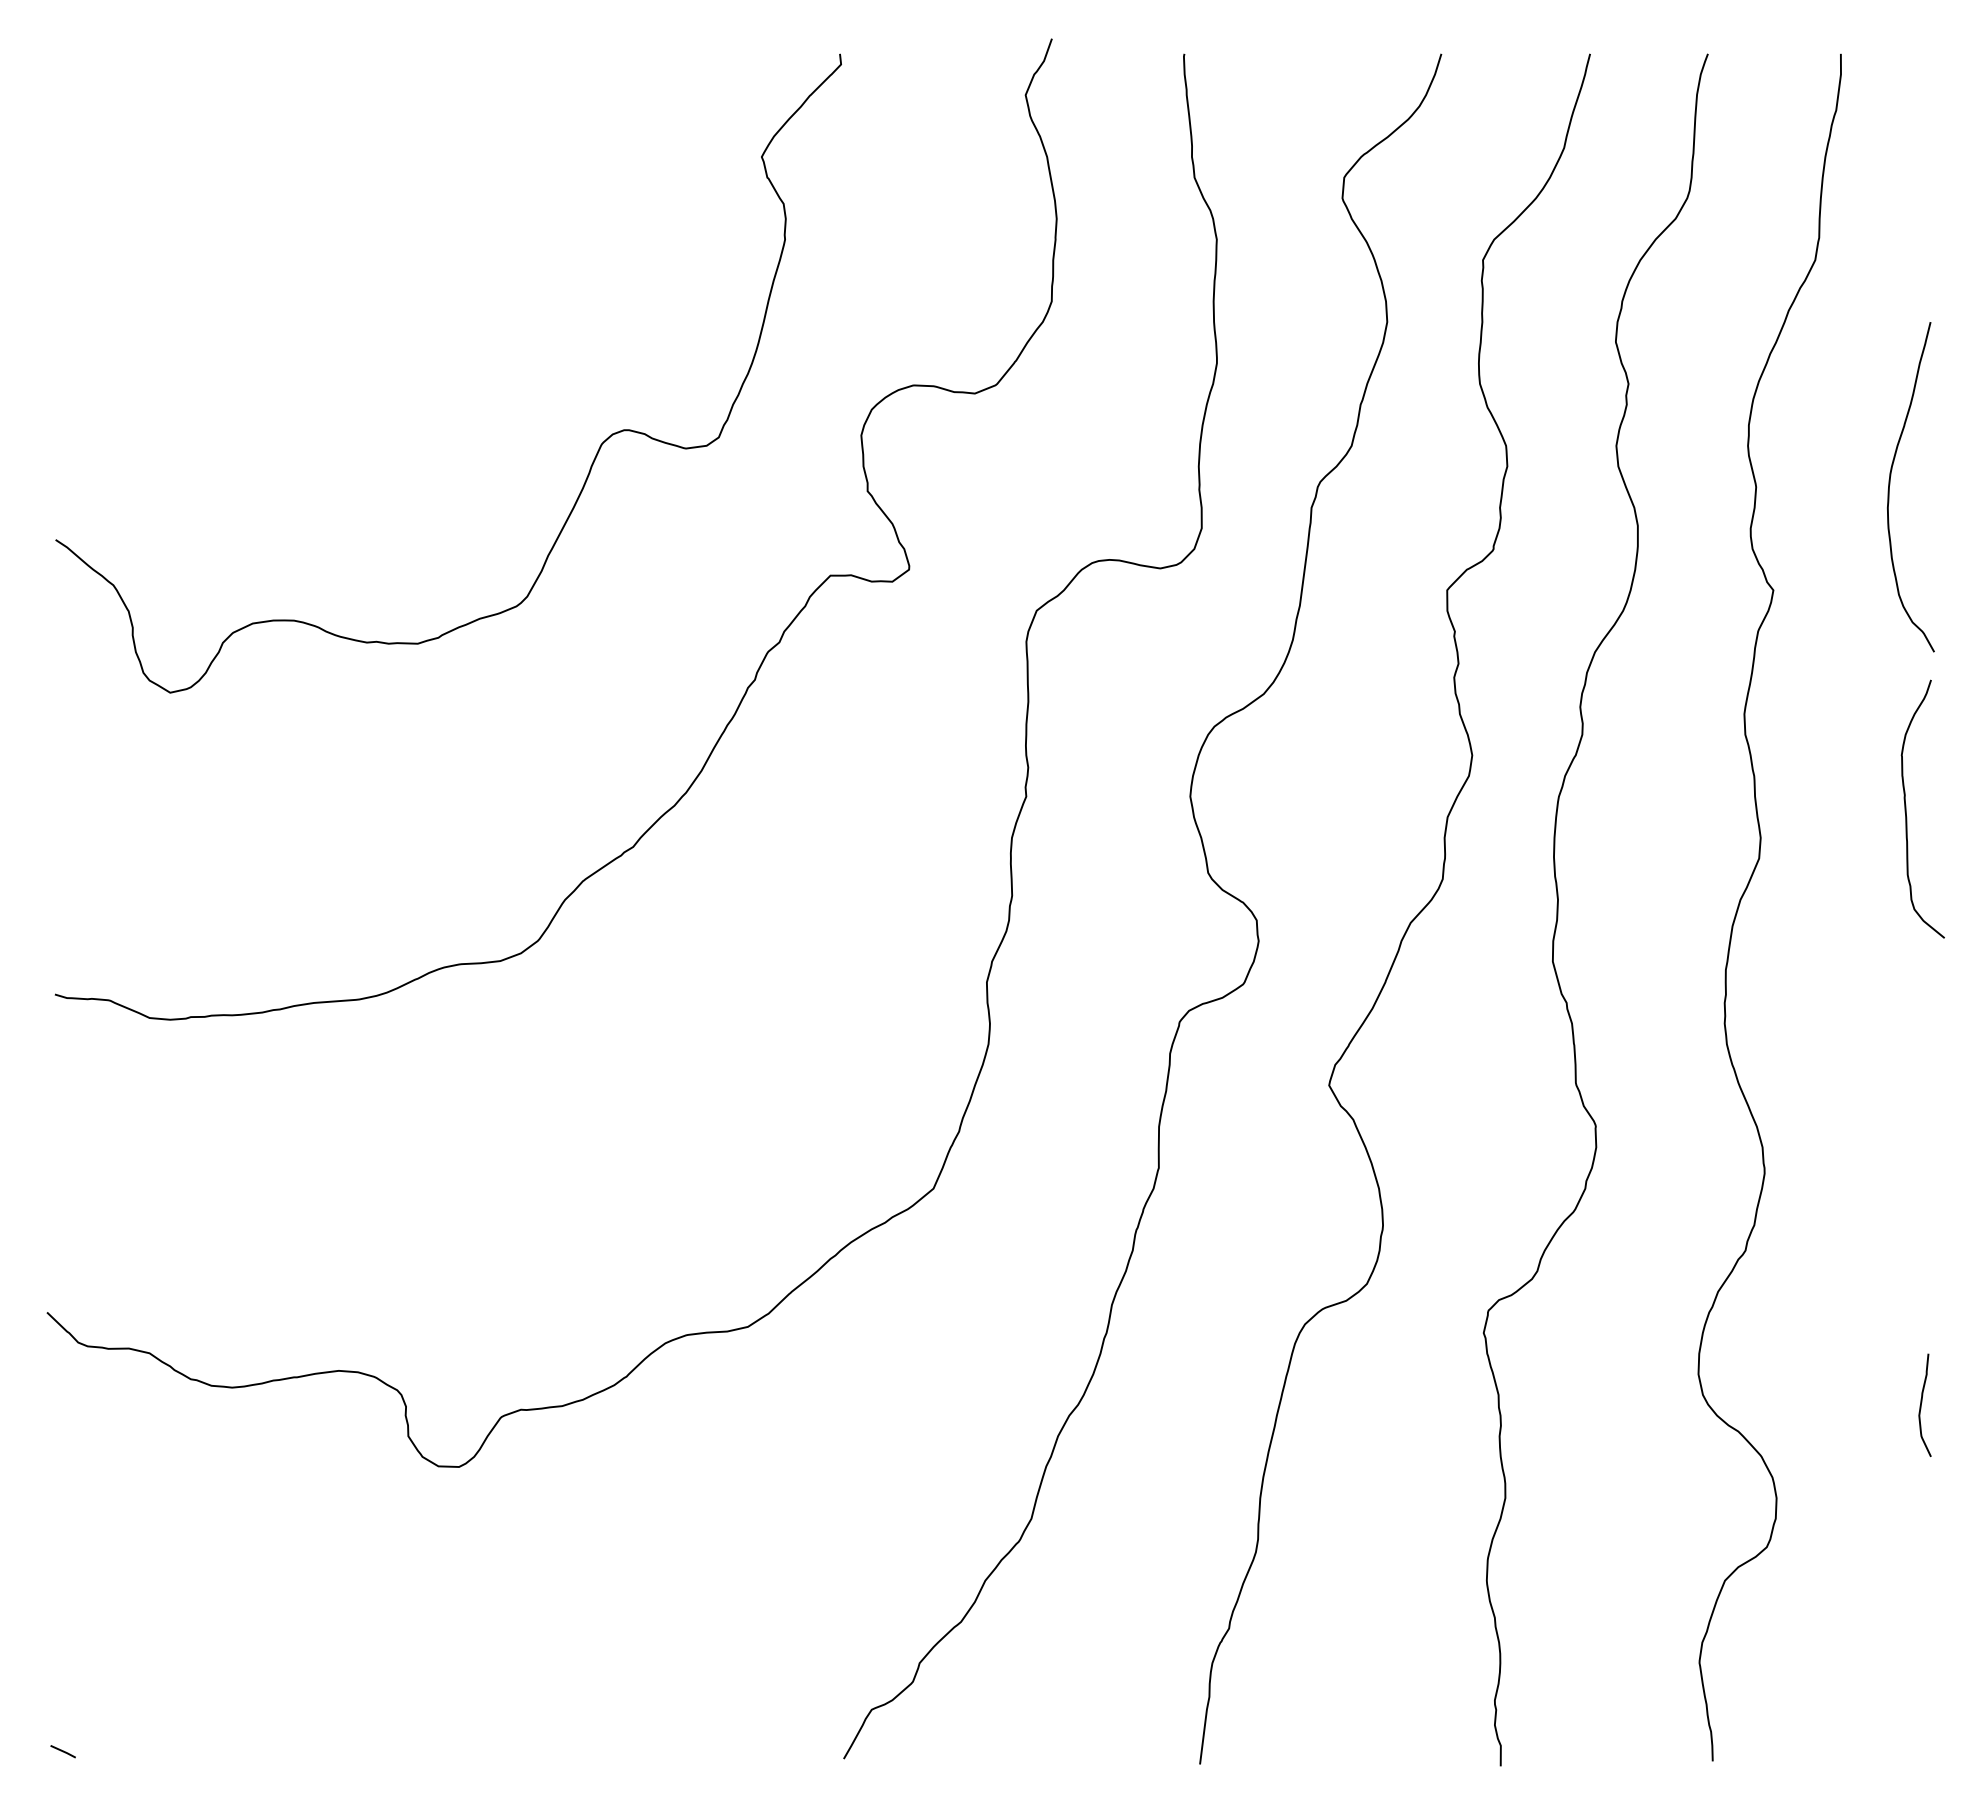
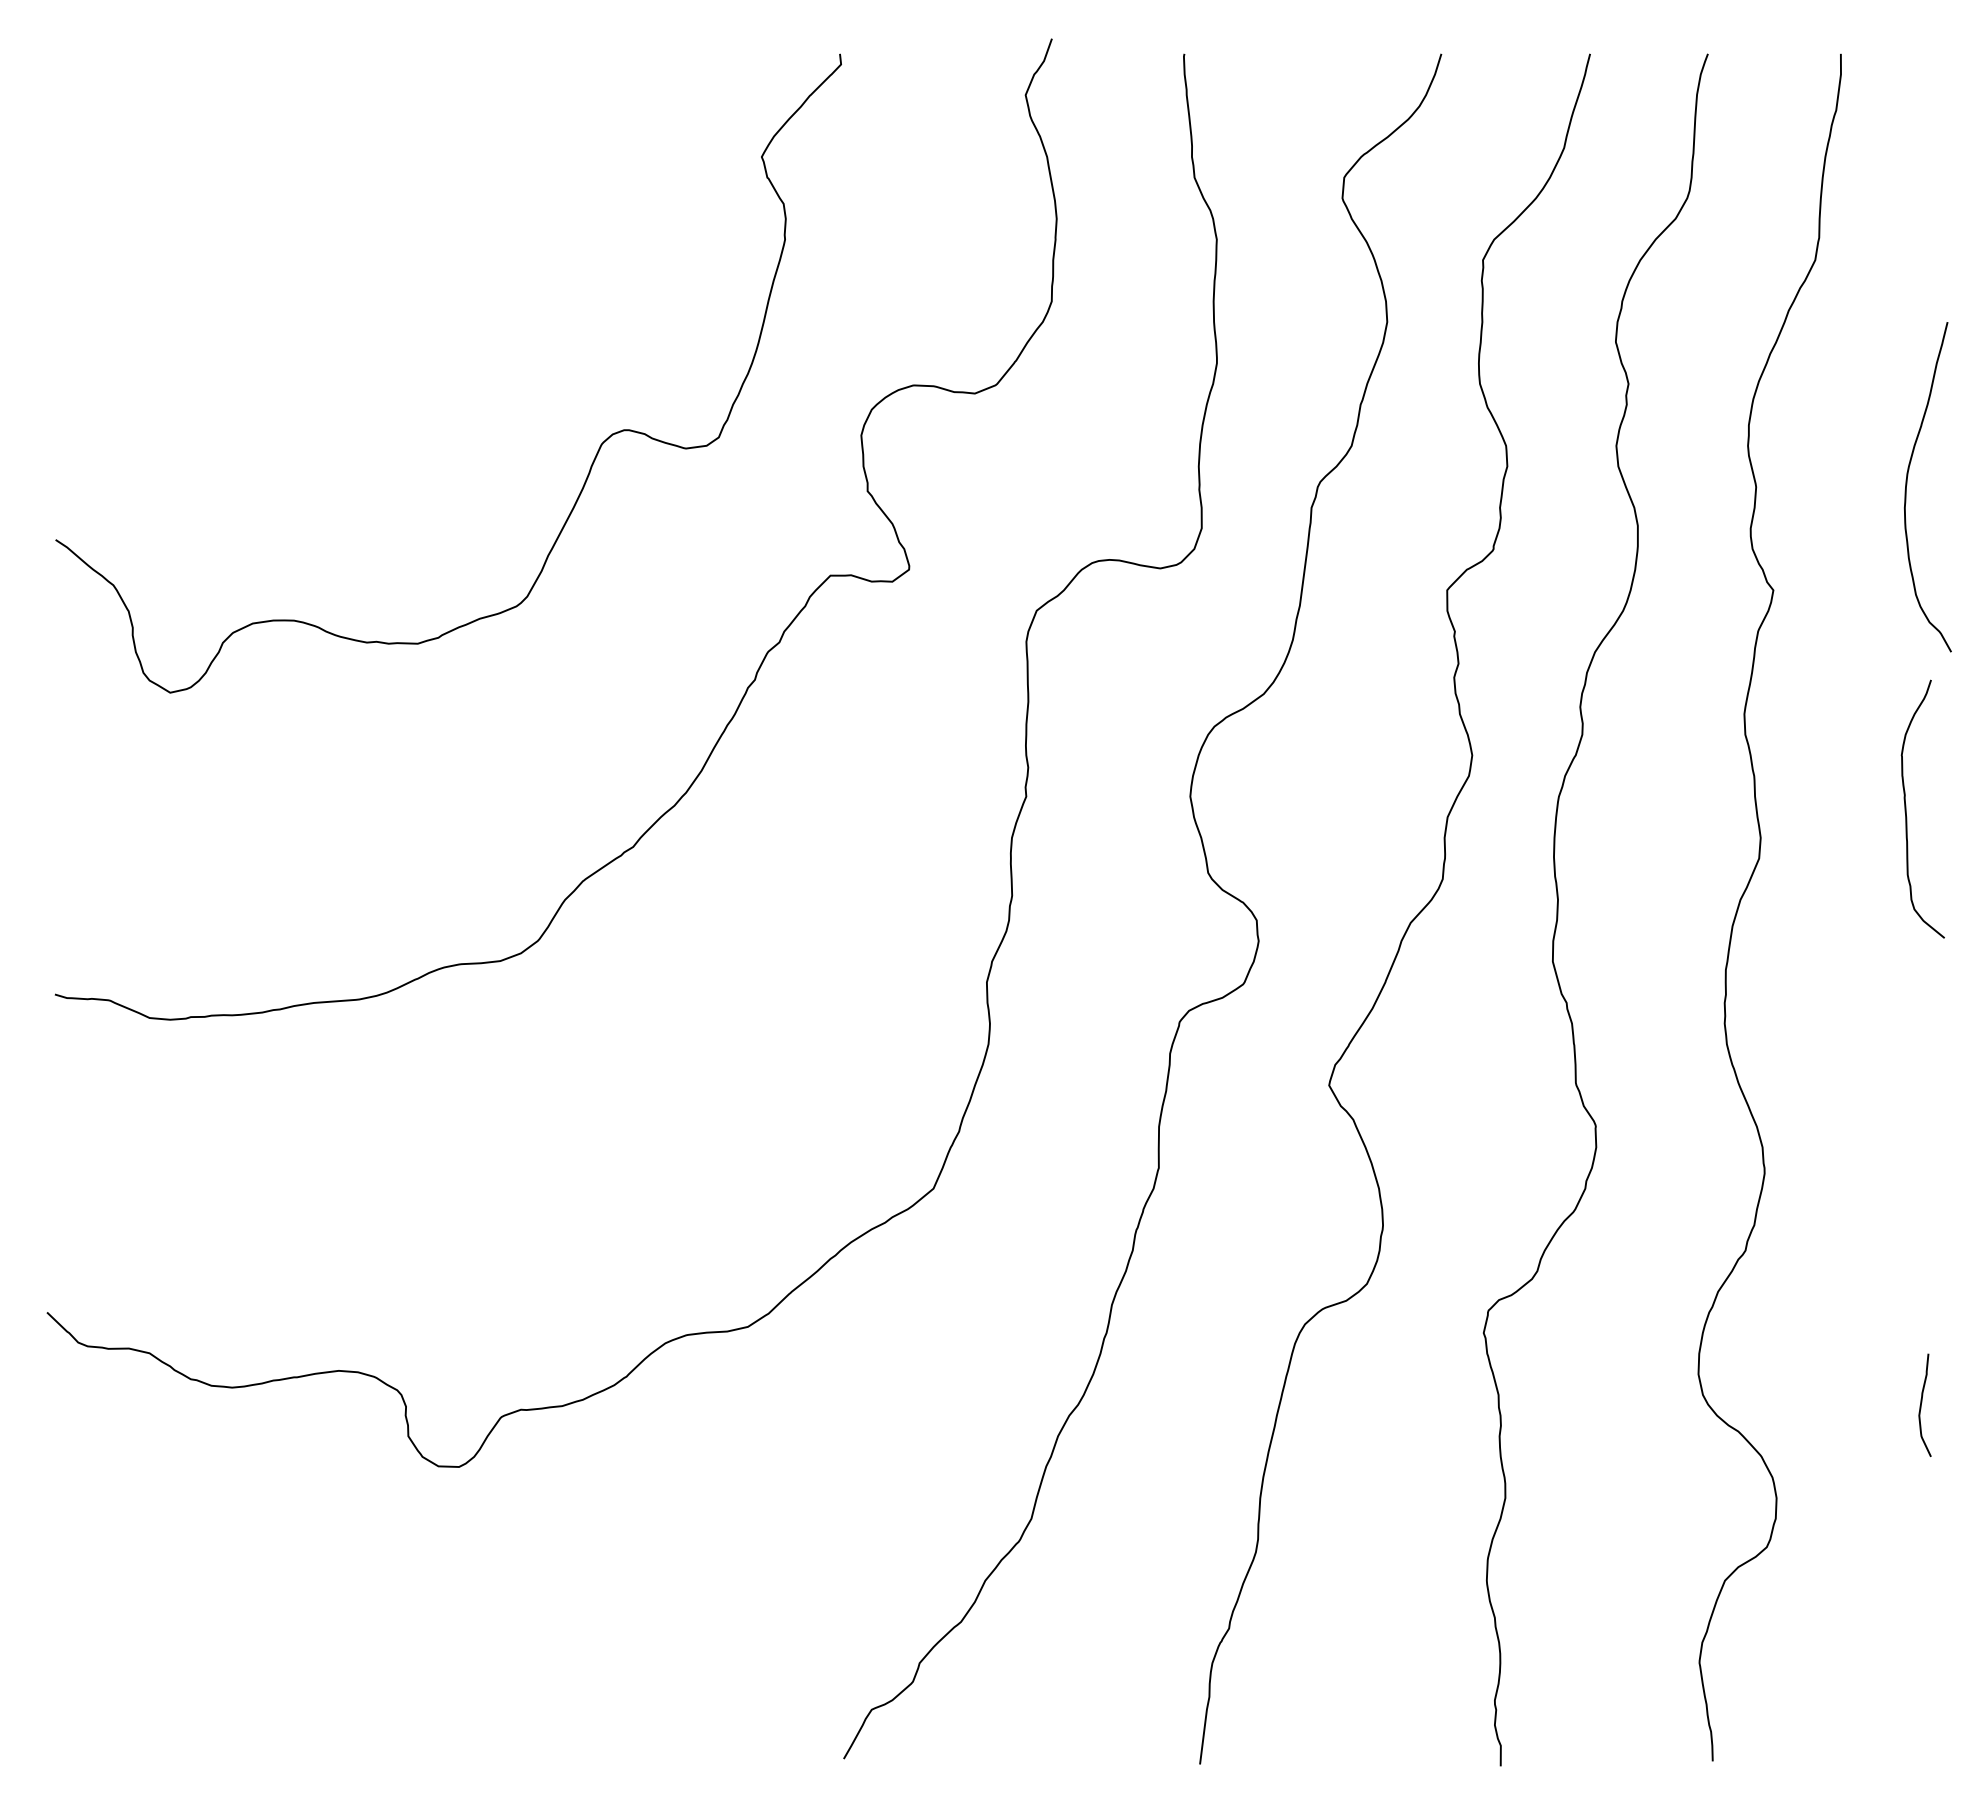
curve position: (1890, 484) -> (1907, 484) (1907, 484)
line: present -> none (62, 1751)
